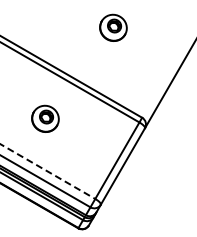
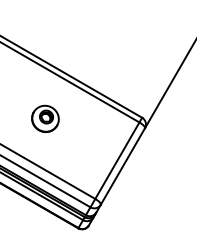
part: present -> none (113, 27)
line: dashed -> solid (47, 171)
